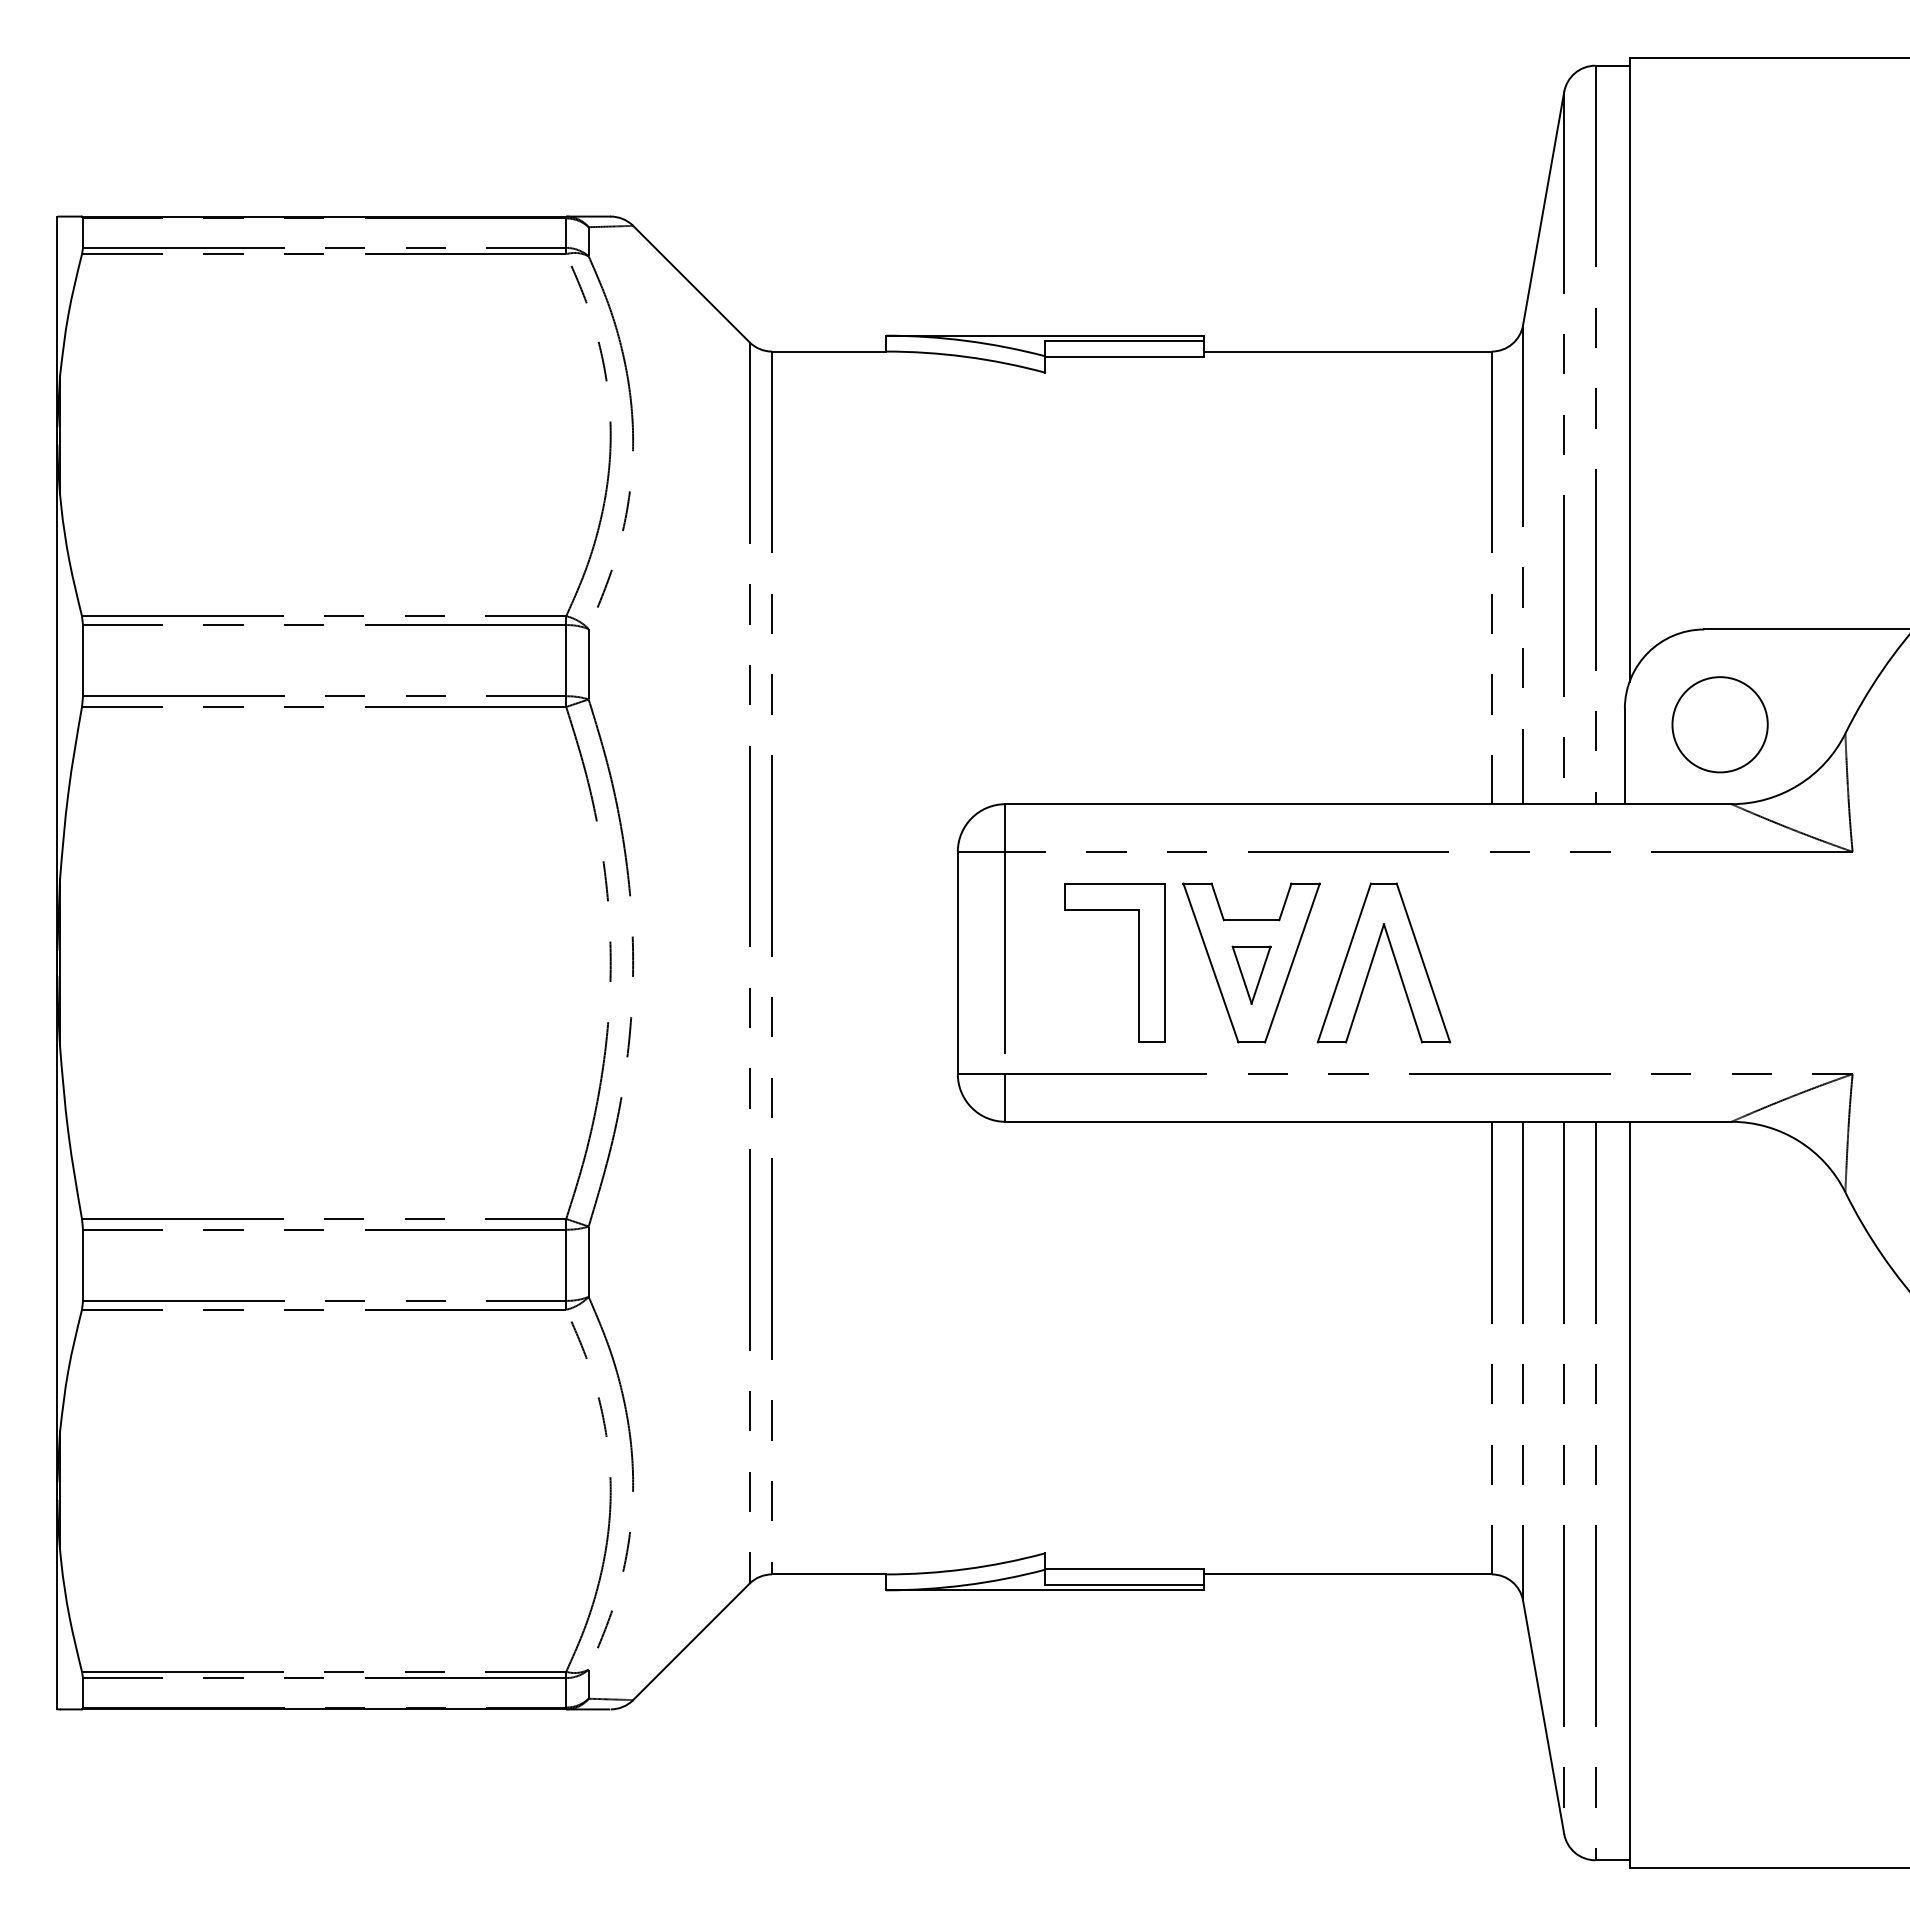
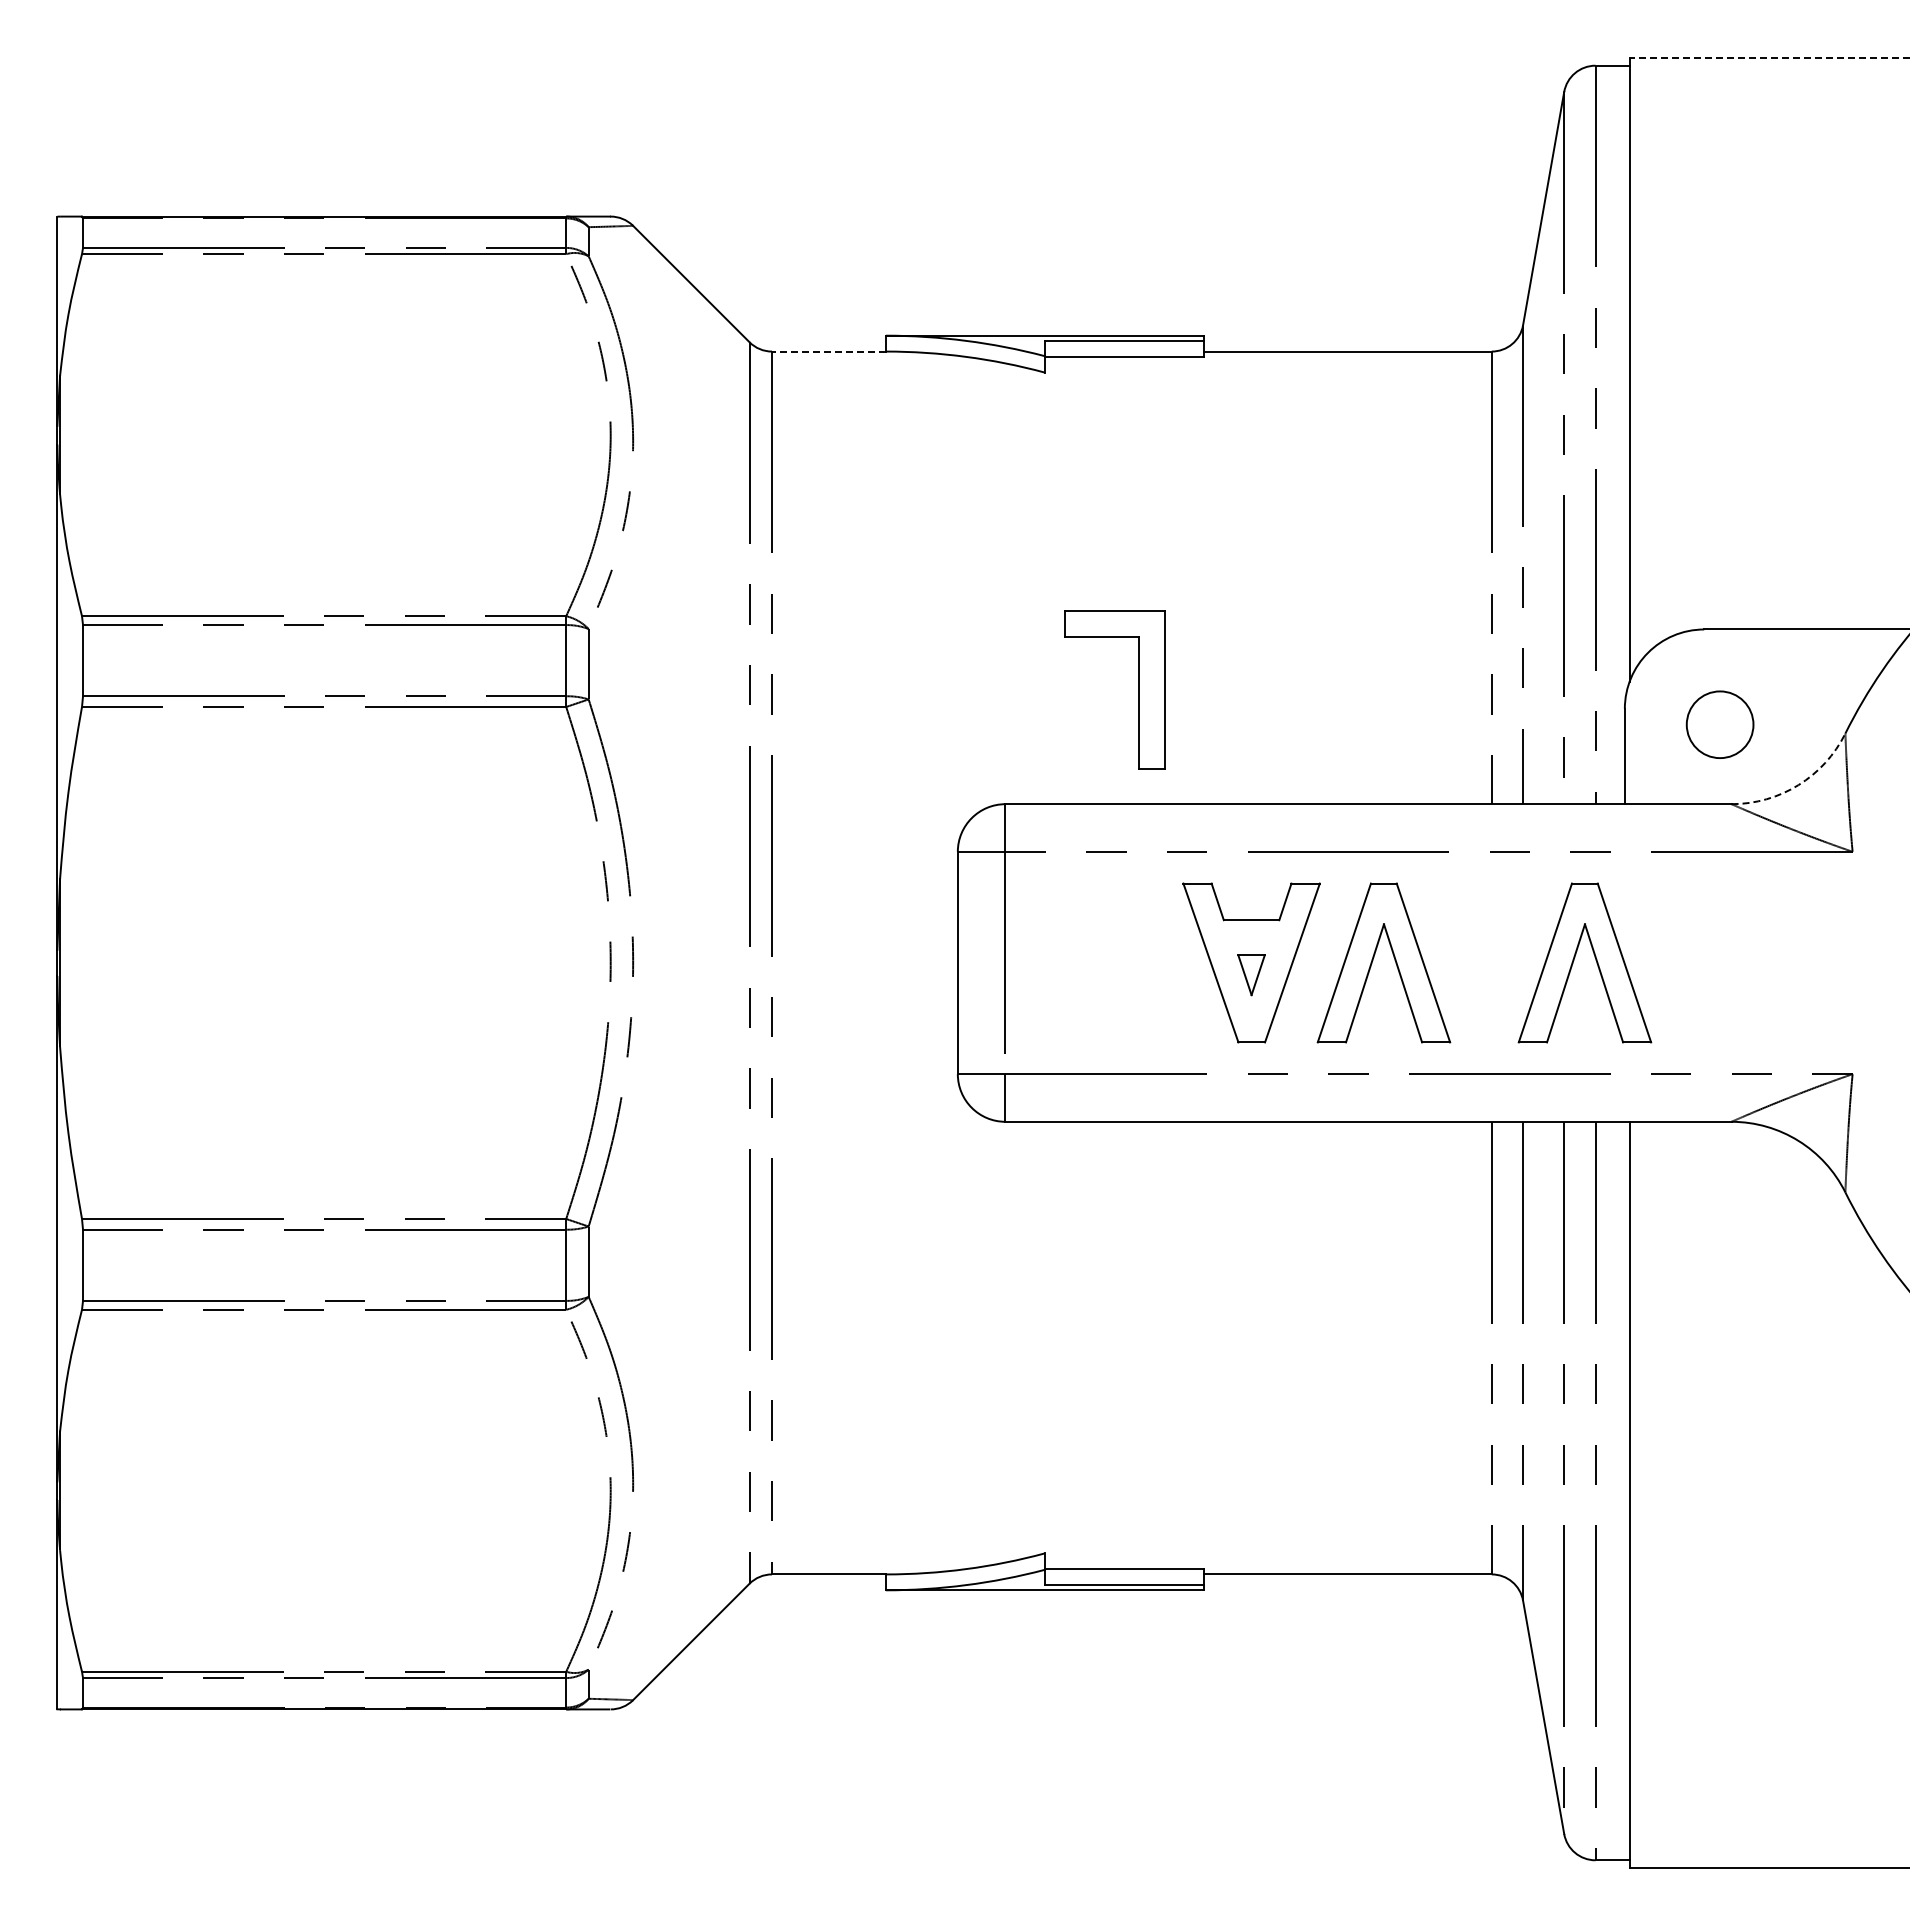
line: solid -> dashed (1769, 57)
line: solid -> dashed (828, 351)
circle diameter: 95 px -> 67 px (1719, 724)
arc: solid -> dashed (1798, 785)
part: none -> present (1574, 960)
part position: (1138, 962) -> (1138, 689) (1138, 689)
part size: 41x60 px -> 29x43 px (1251, 975)
